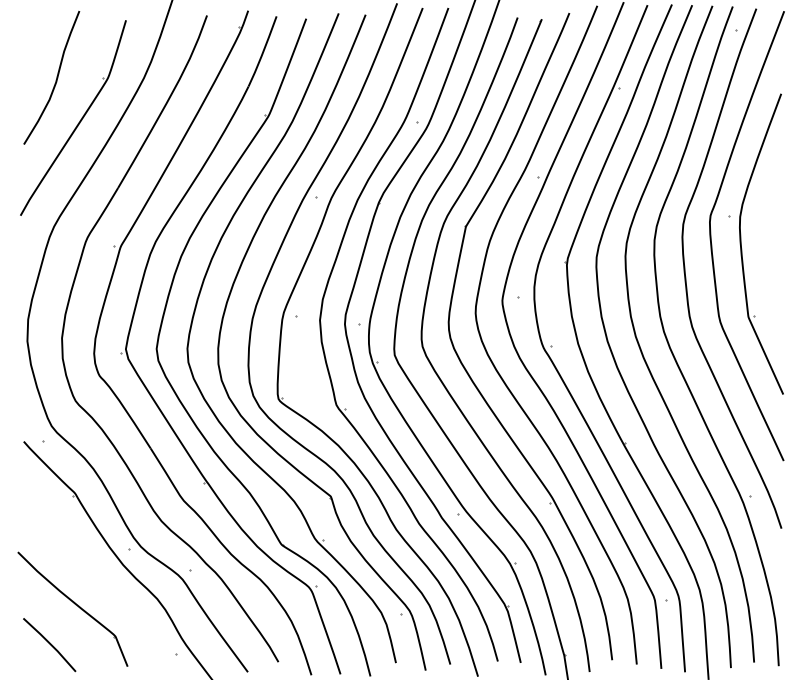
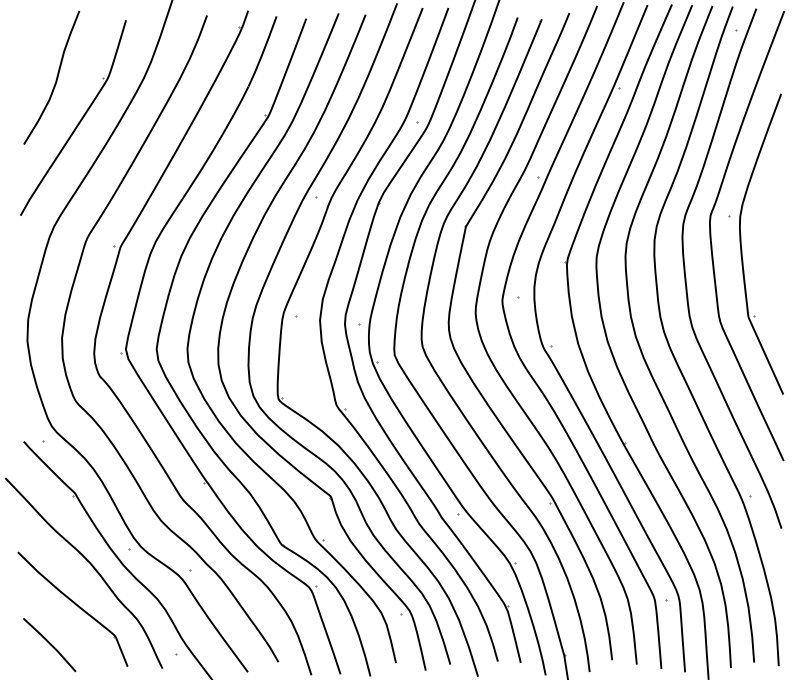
curve: none -> present (90, 565)
